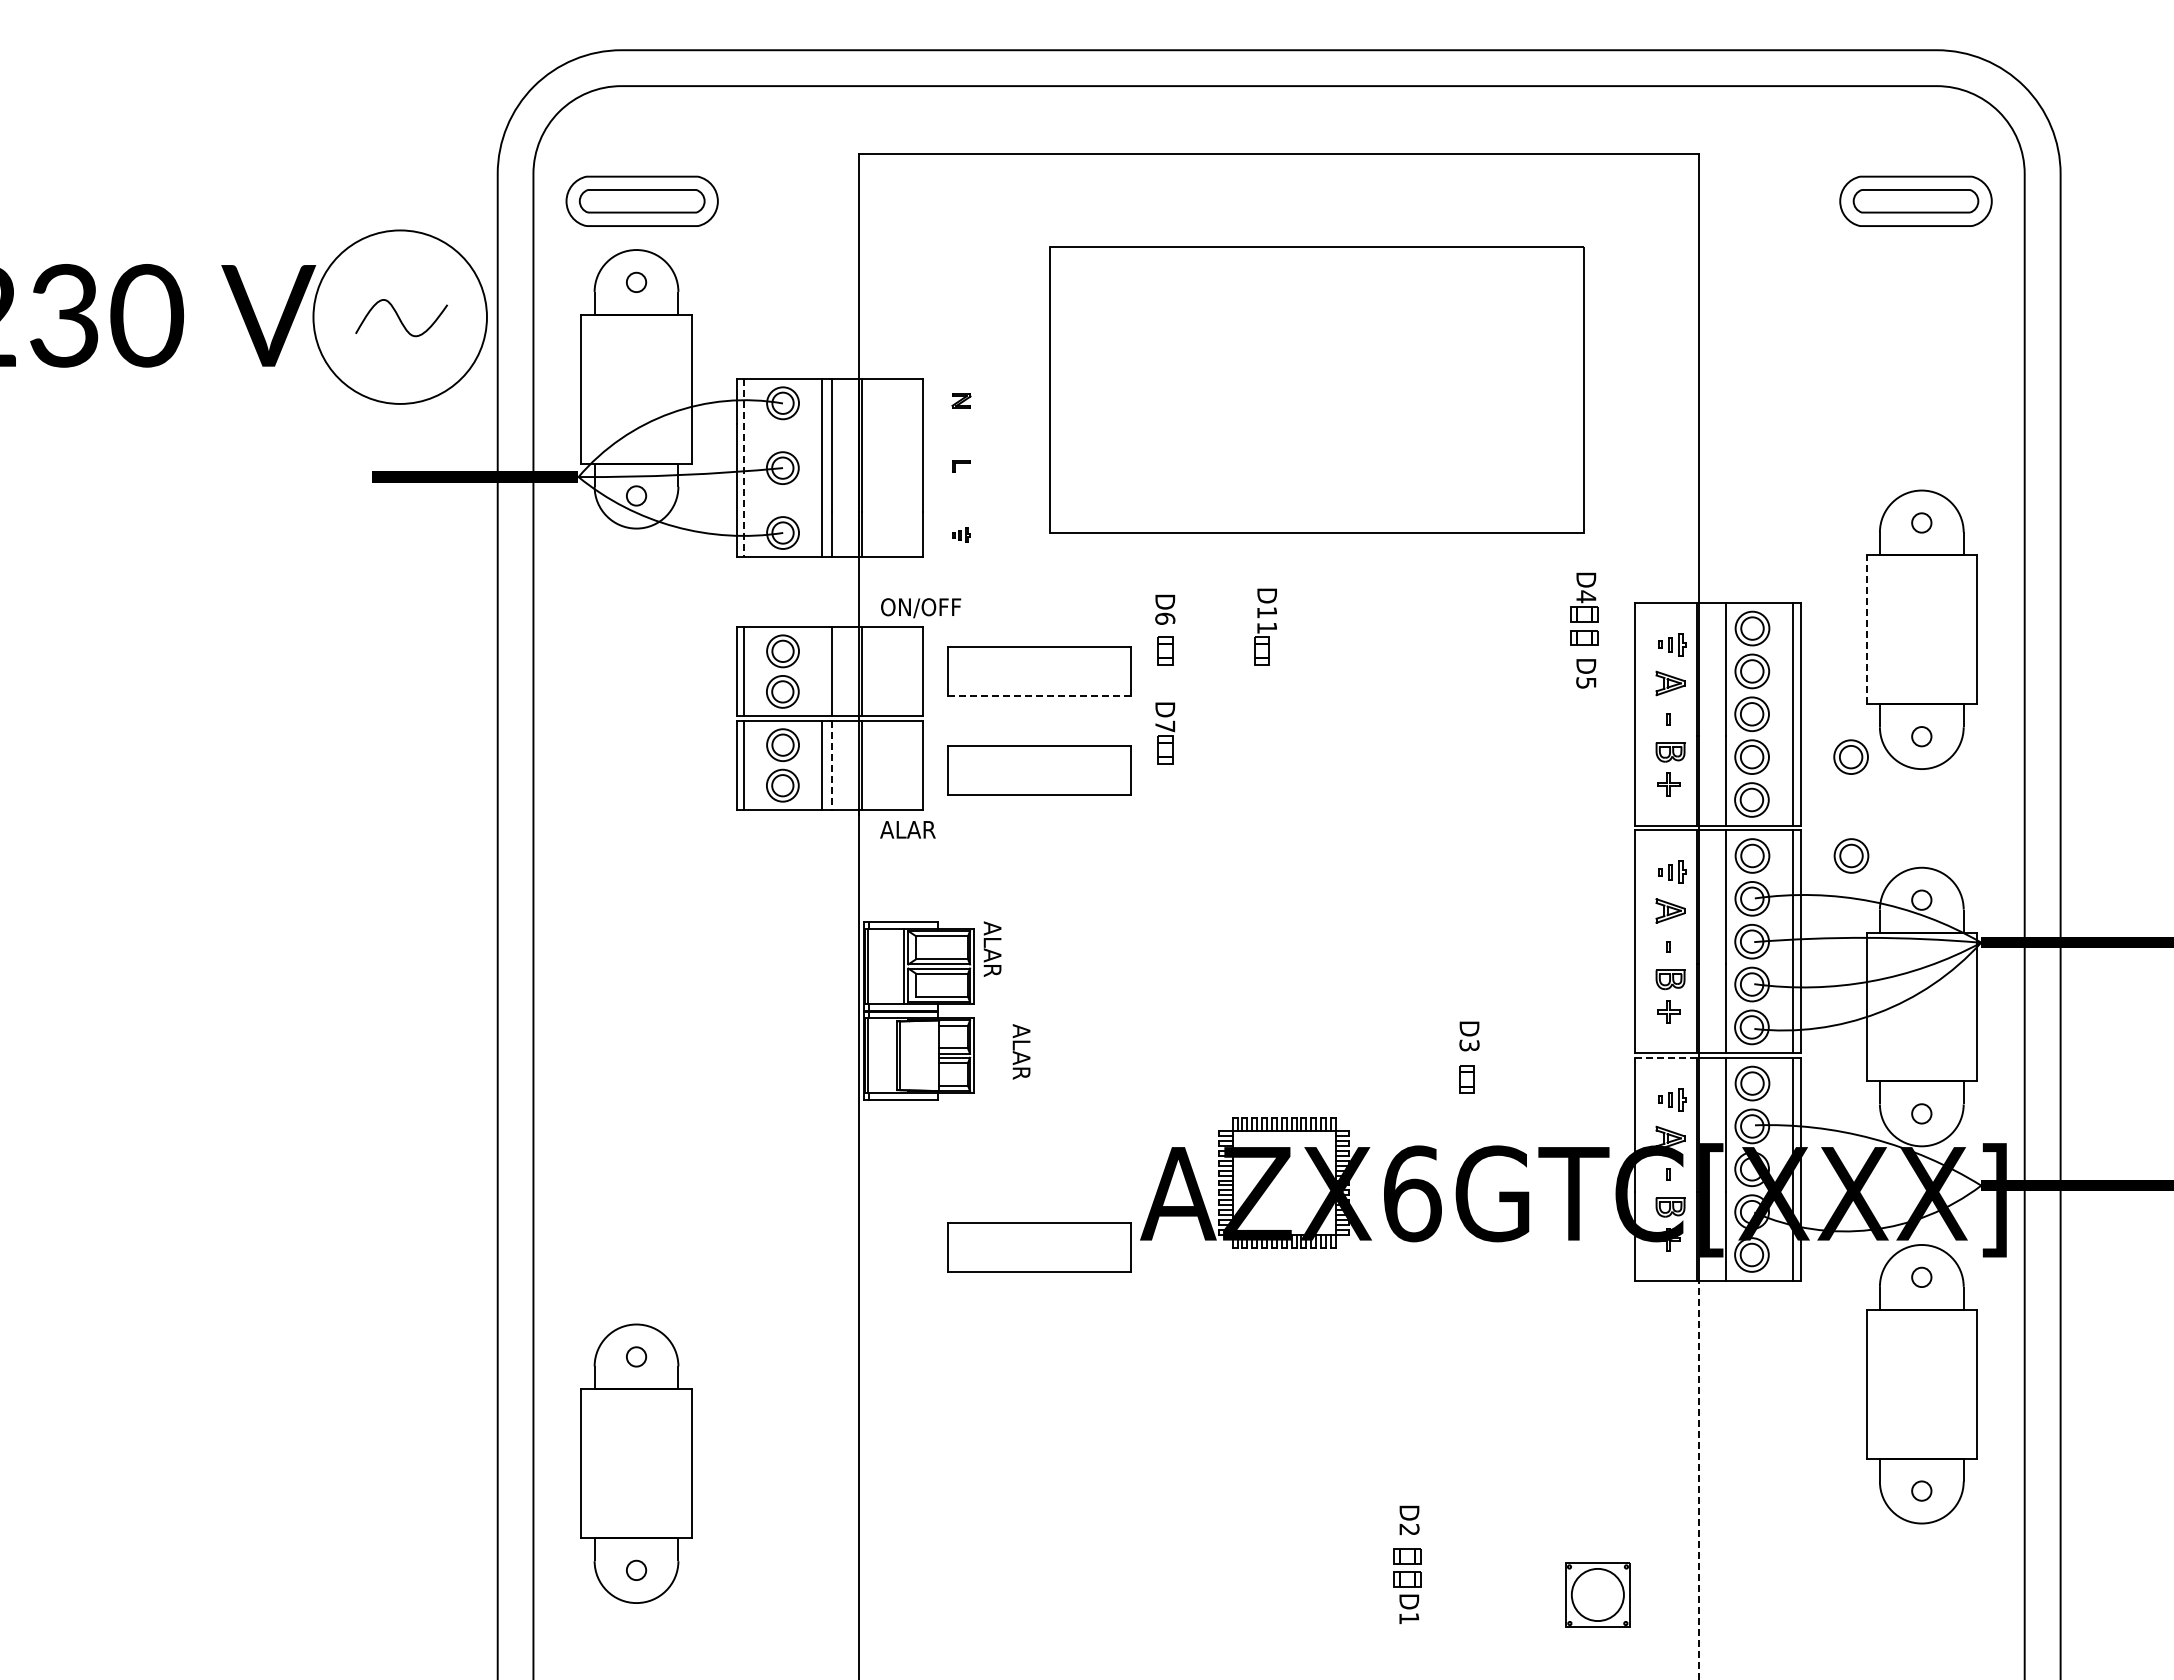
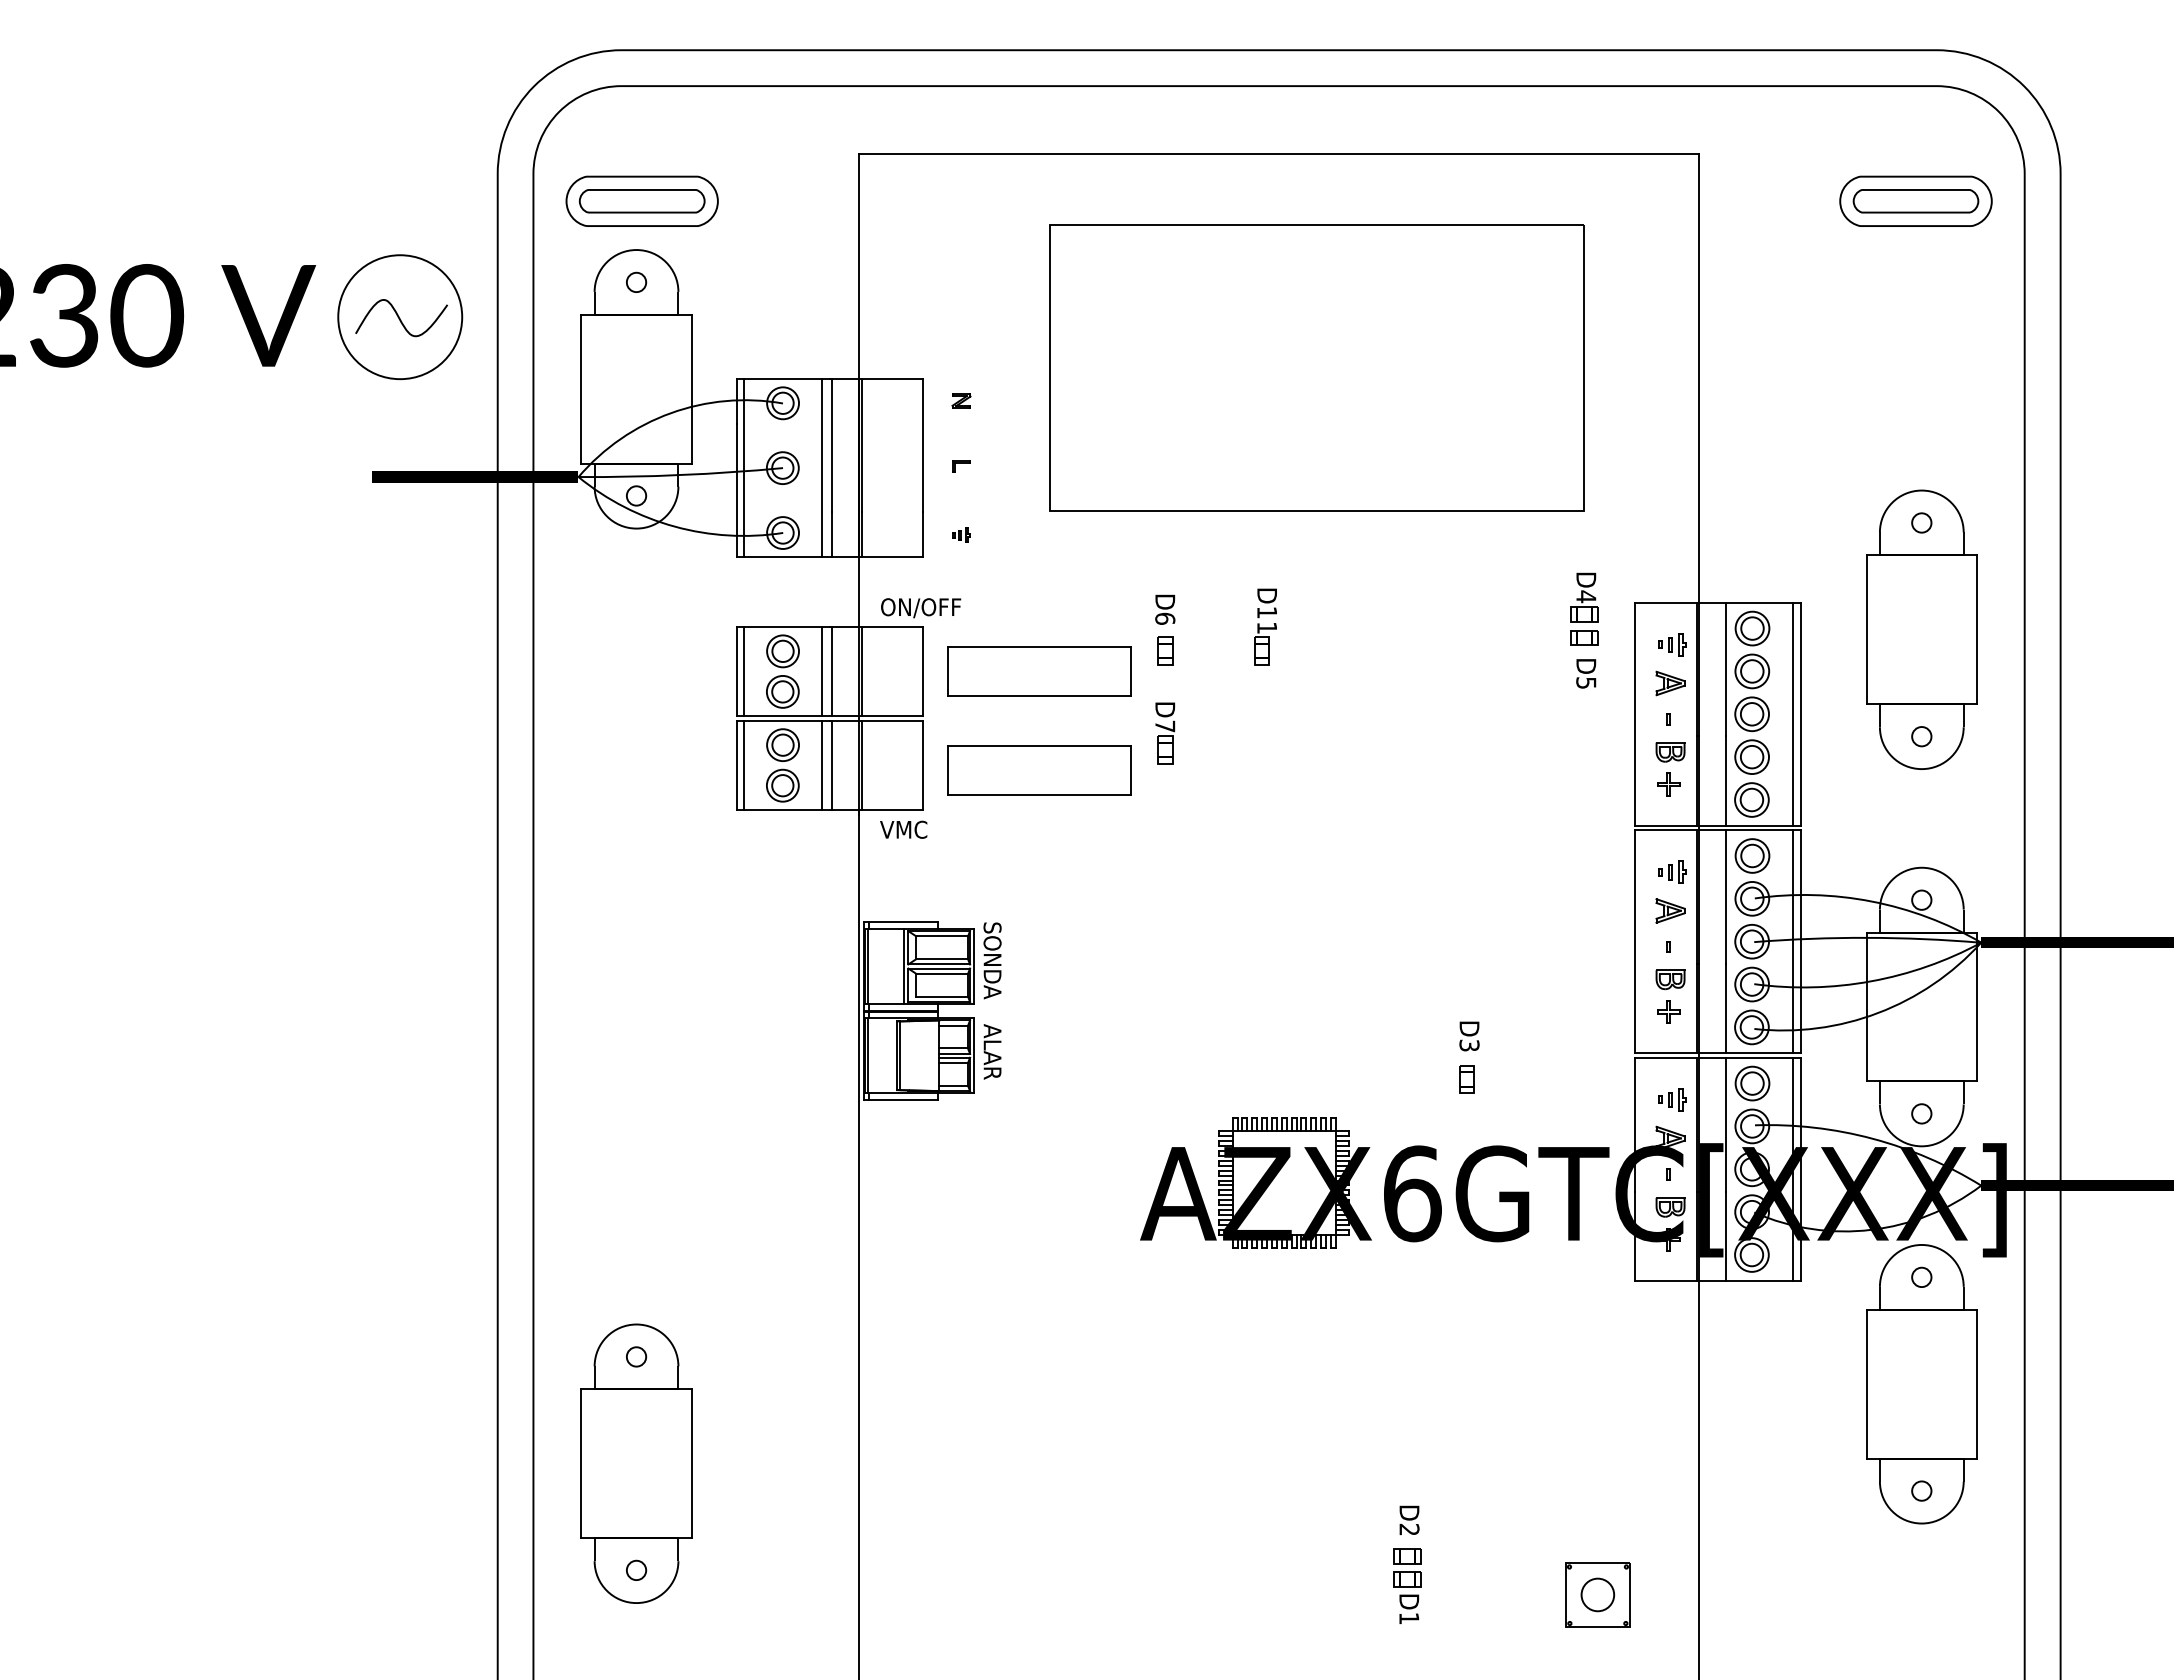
circle diameter: 174 px -> 124 px (400, 317)
part position: (1316, 389) -> (1316, 367) (1316, 367)
line: dashed -> solid (744, 467)
line: dashed -> solid (1866, 629)
line: none -> present (822, 671)
line: dashed -> solid (1040, 696)
part: present -> none (1850, 756)
line: dashed -> solid (832, 765)
text: ALAR -> VMC (907, 829)
part: present -> none (1851, 855)
text: ALAR -> SONDA (992, 960)
text position: (1021, 1051) -> (992, 1051) (992, 1051)
line: dashed -> solid (1665, 1057)
part: present -> none (1039, 1247)
line: dashed -> solid (1699, 1479)
circle diameter: 52 px -> 33 px (1597, 1594)
